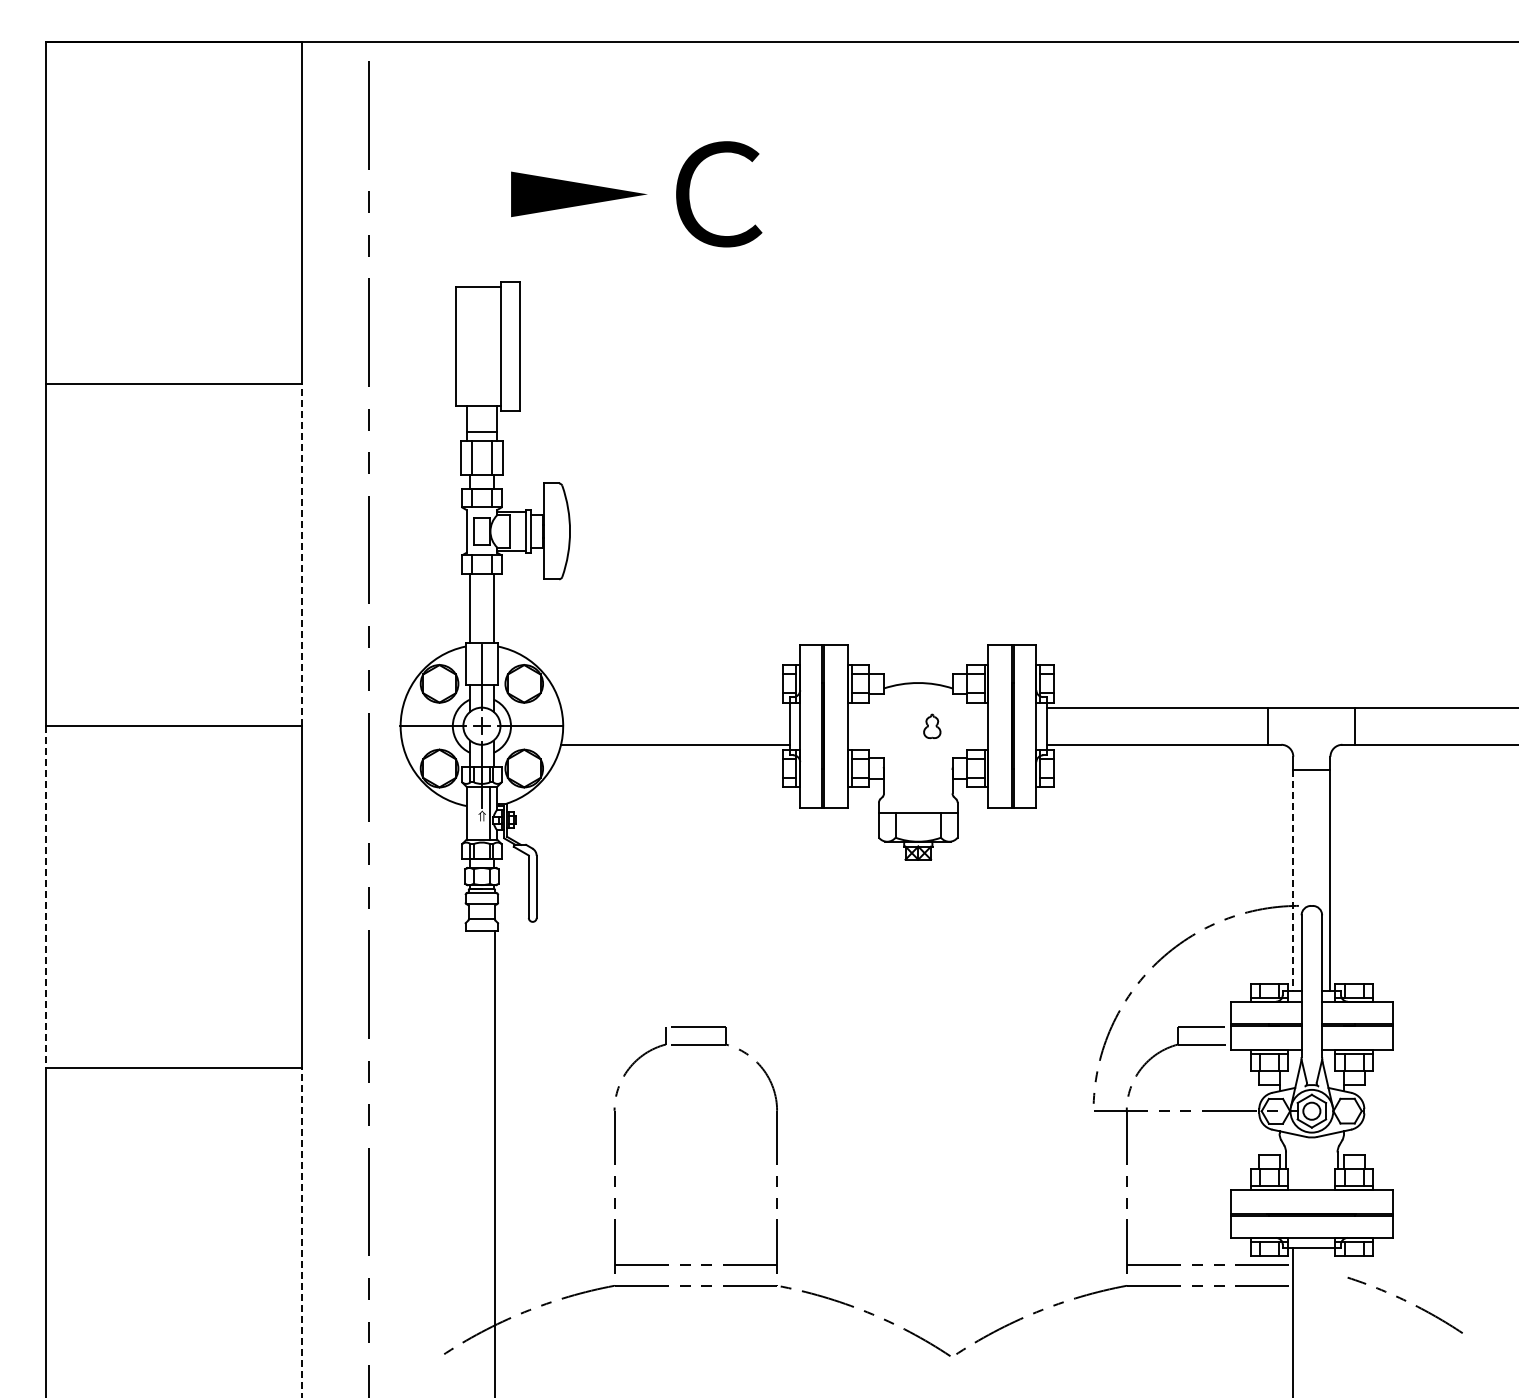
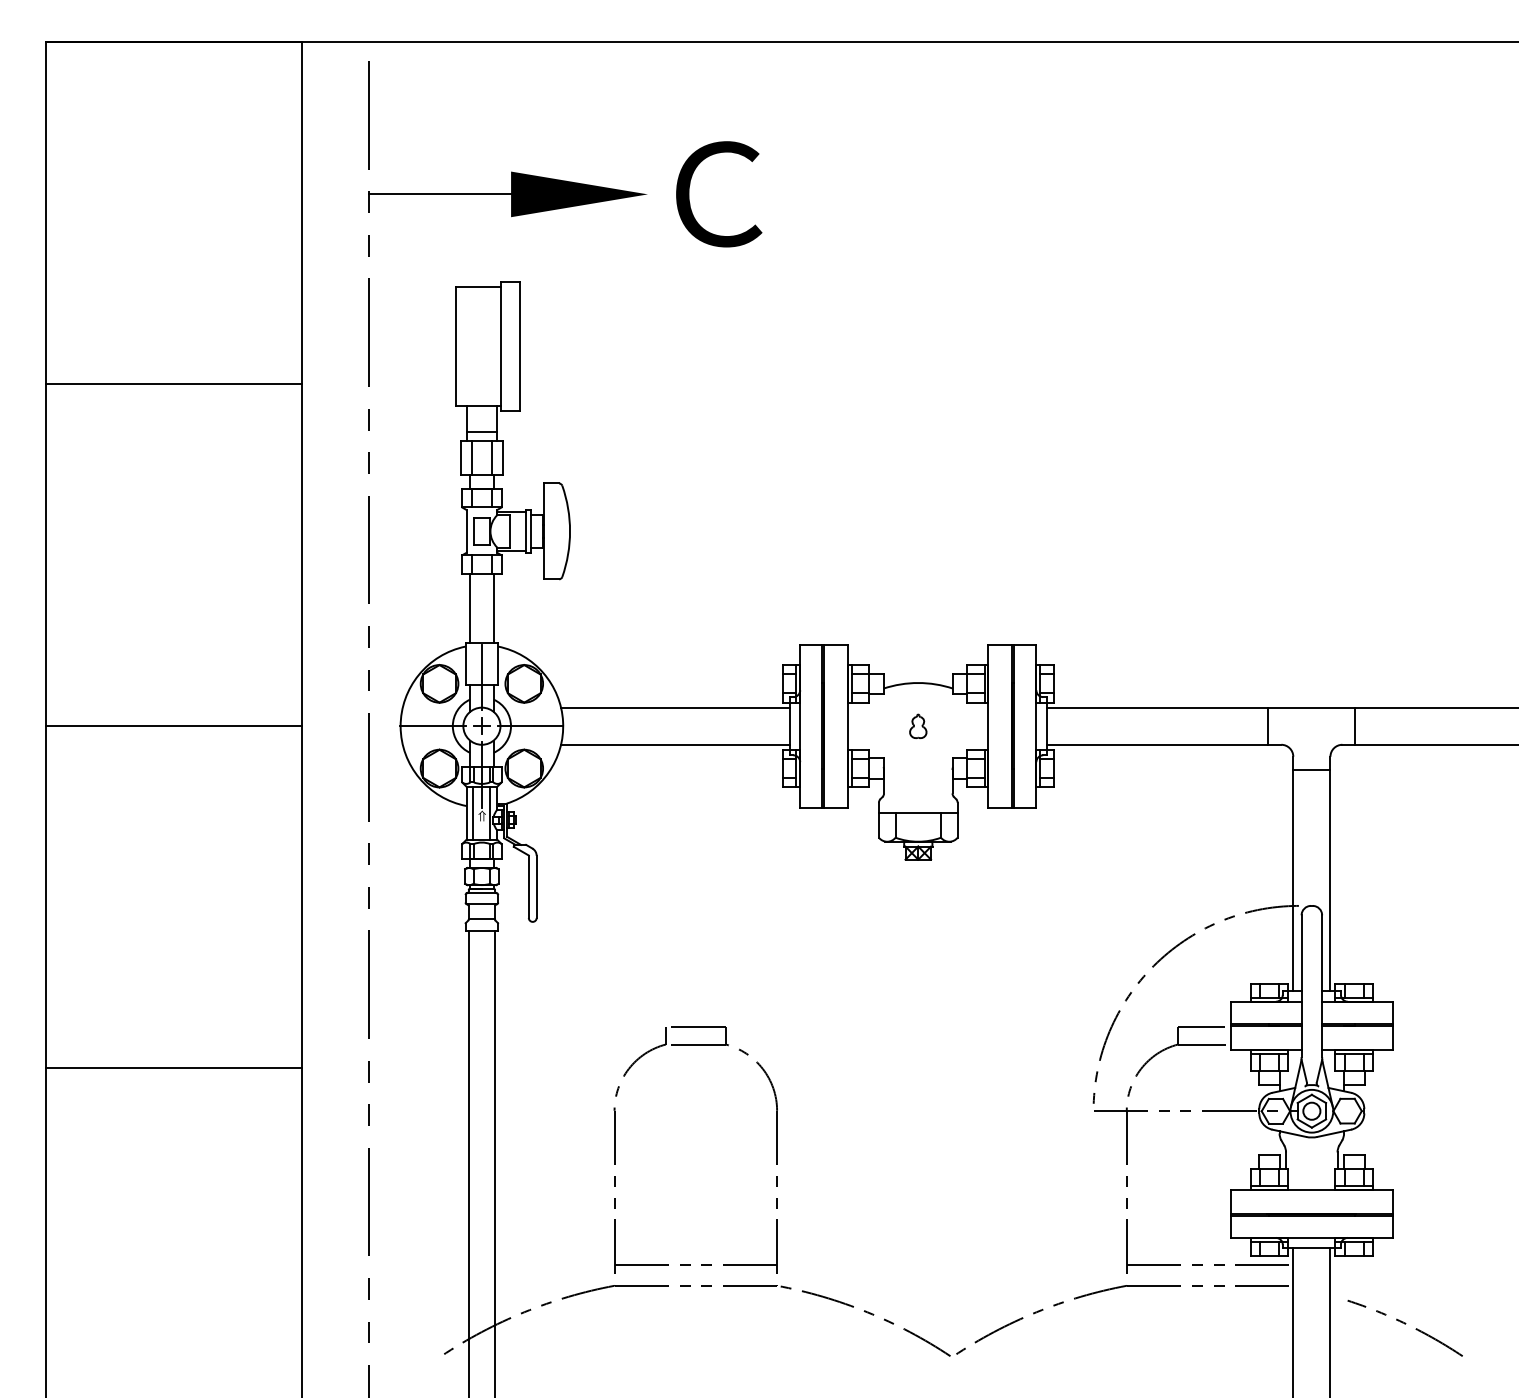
line: none -> present (440, 194)
line: dashed -> solid (302, 554)
line: none -> present (675, 707)
part position: (932, 725) -> (918, 725) (918, 725)
line: none -> present (473, 812)
line: dashed -> solid (1293, 880)
line: dashed -> solid (45, 897)
line: none -> present (468, 1162)
line: dashed -> solid (302, 1233)
arc position: (1404, 1301) -> (1404, 1324) (1404, 1324)
line: none -> present (1330, 1321)
